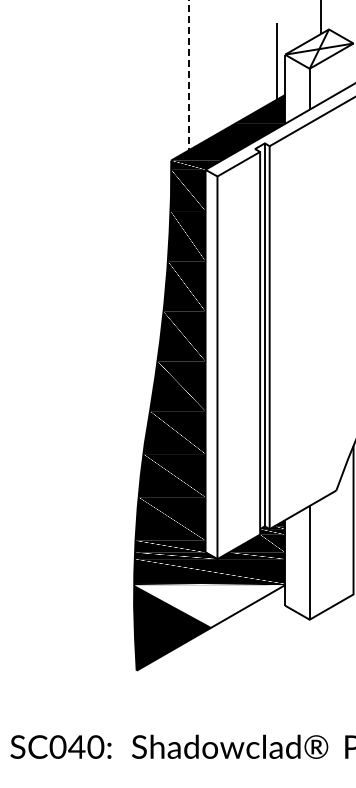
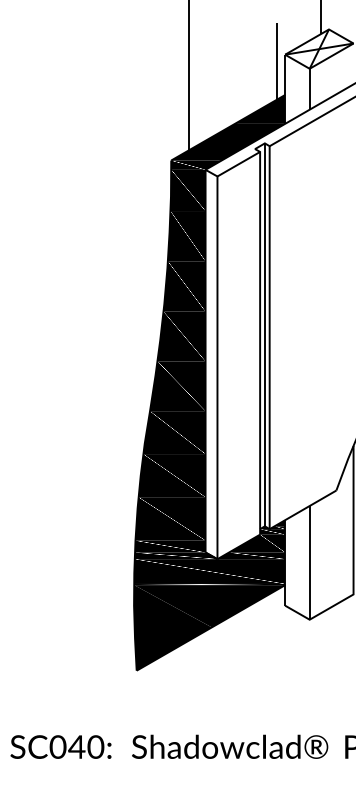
line: dashed -> solid (189, 75)
fill: none -> present (209, 606)
